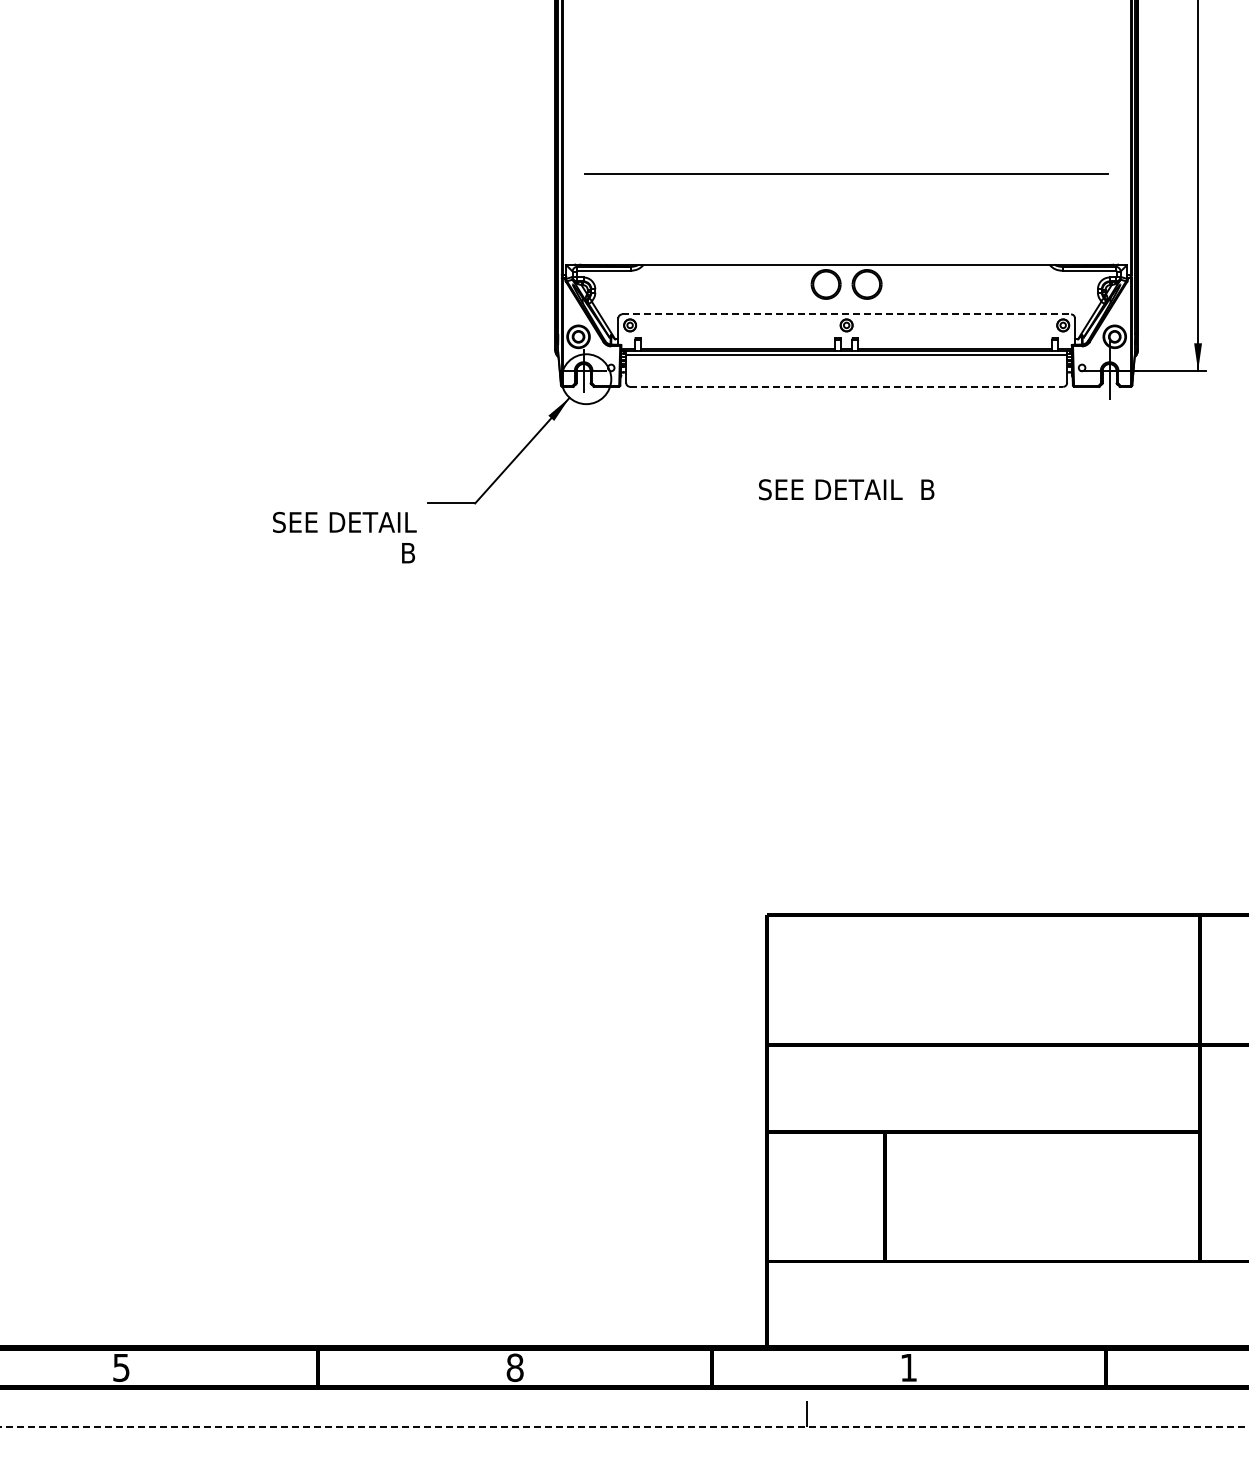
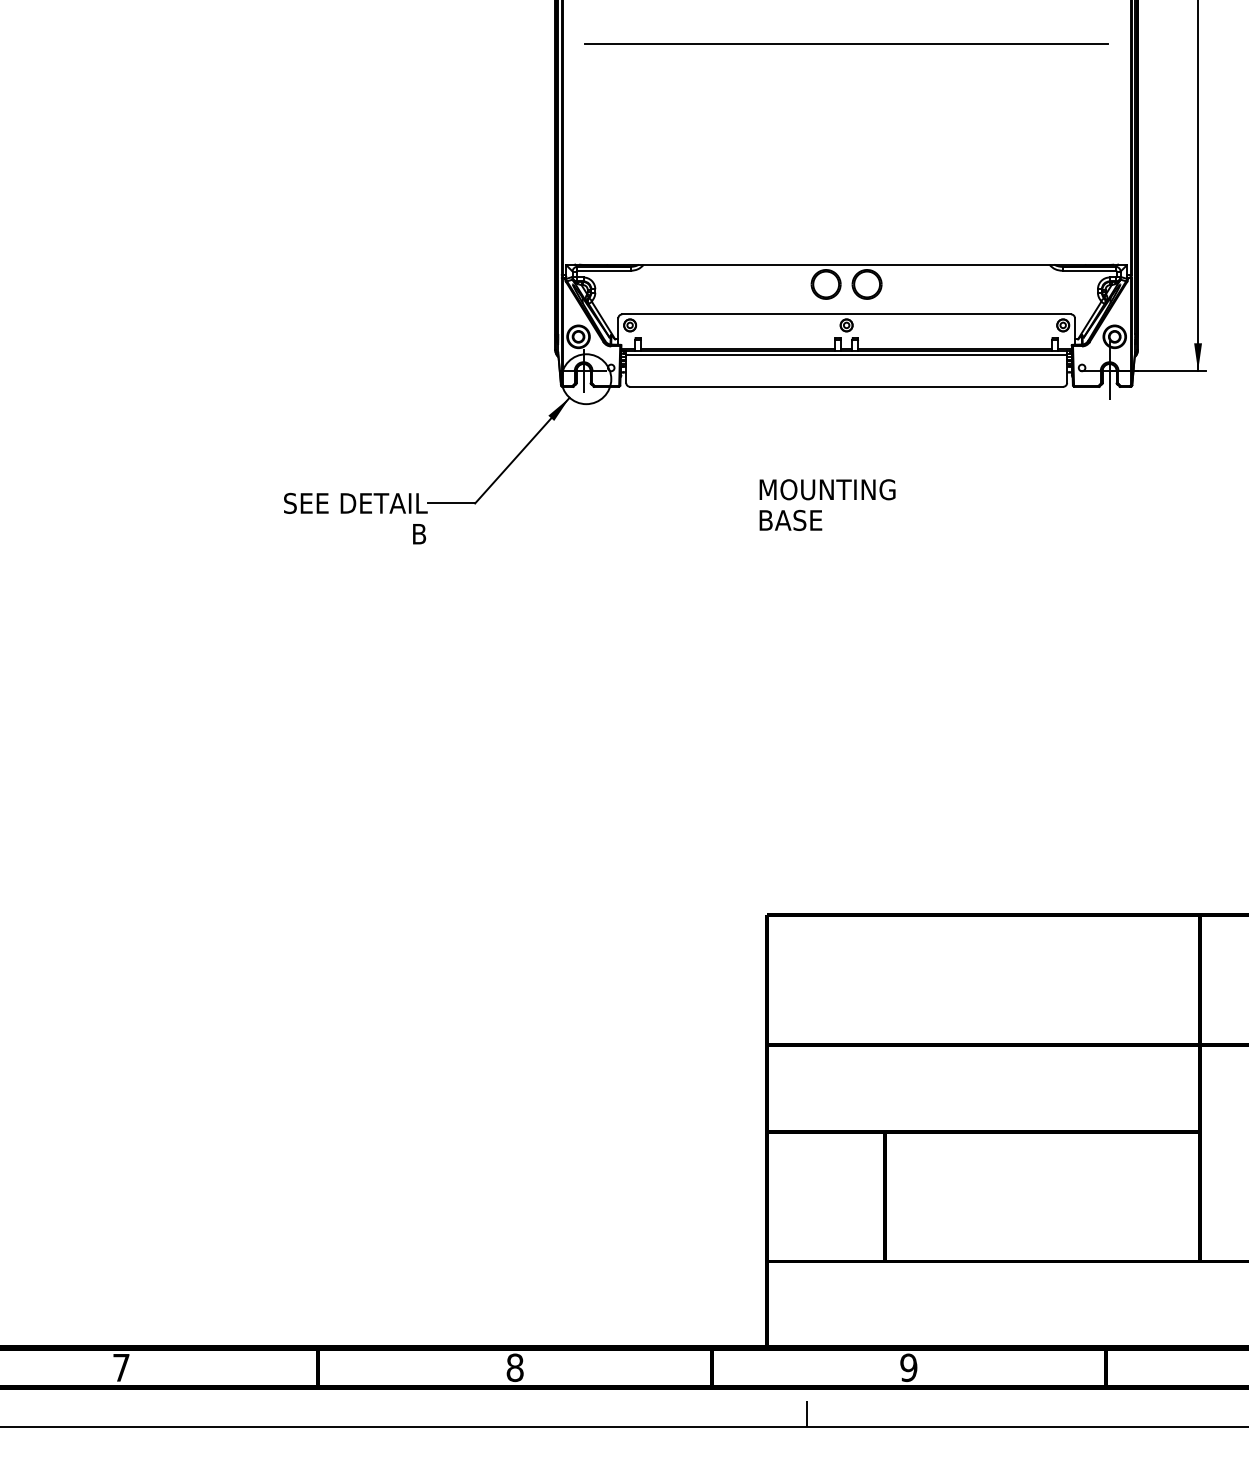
line position: (846, 173) -> (846, 43) (846, 43)
line: dashed -> solid (847, 314)
line: dashed -> solid (846, 386)
text: SEE DETAIL  B -> MOUNTING  BASE (846, 504)
text position: (344, 537) -> (355, 518) (355, 518)
text: 1 -> 9 (908, 1367)
text: 5 -> 7 (121, 1368)
line: dashed -> solid (624, 1426)
